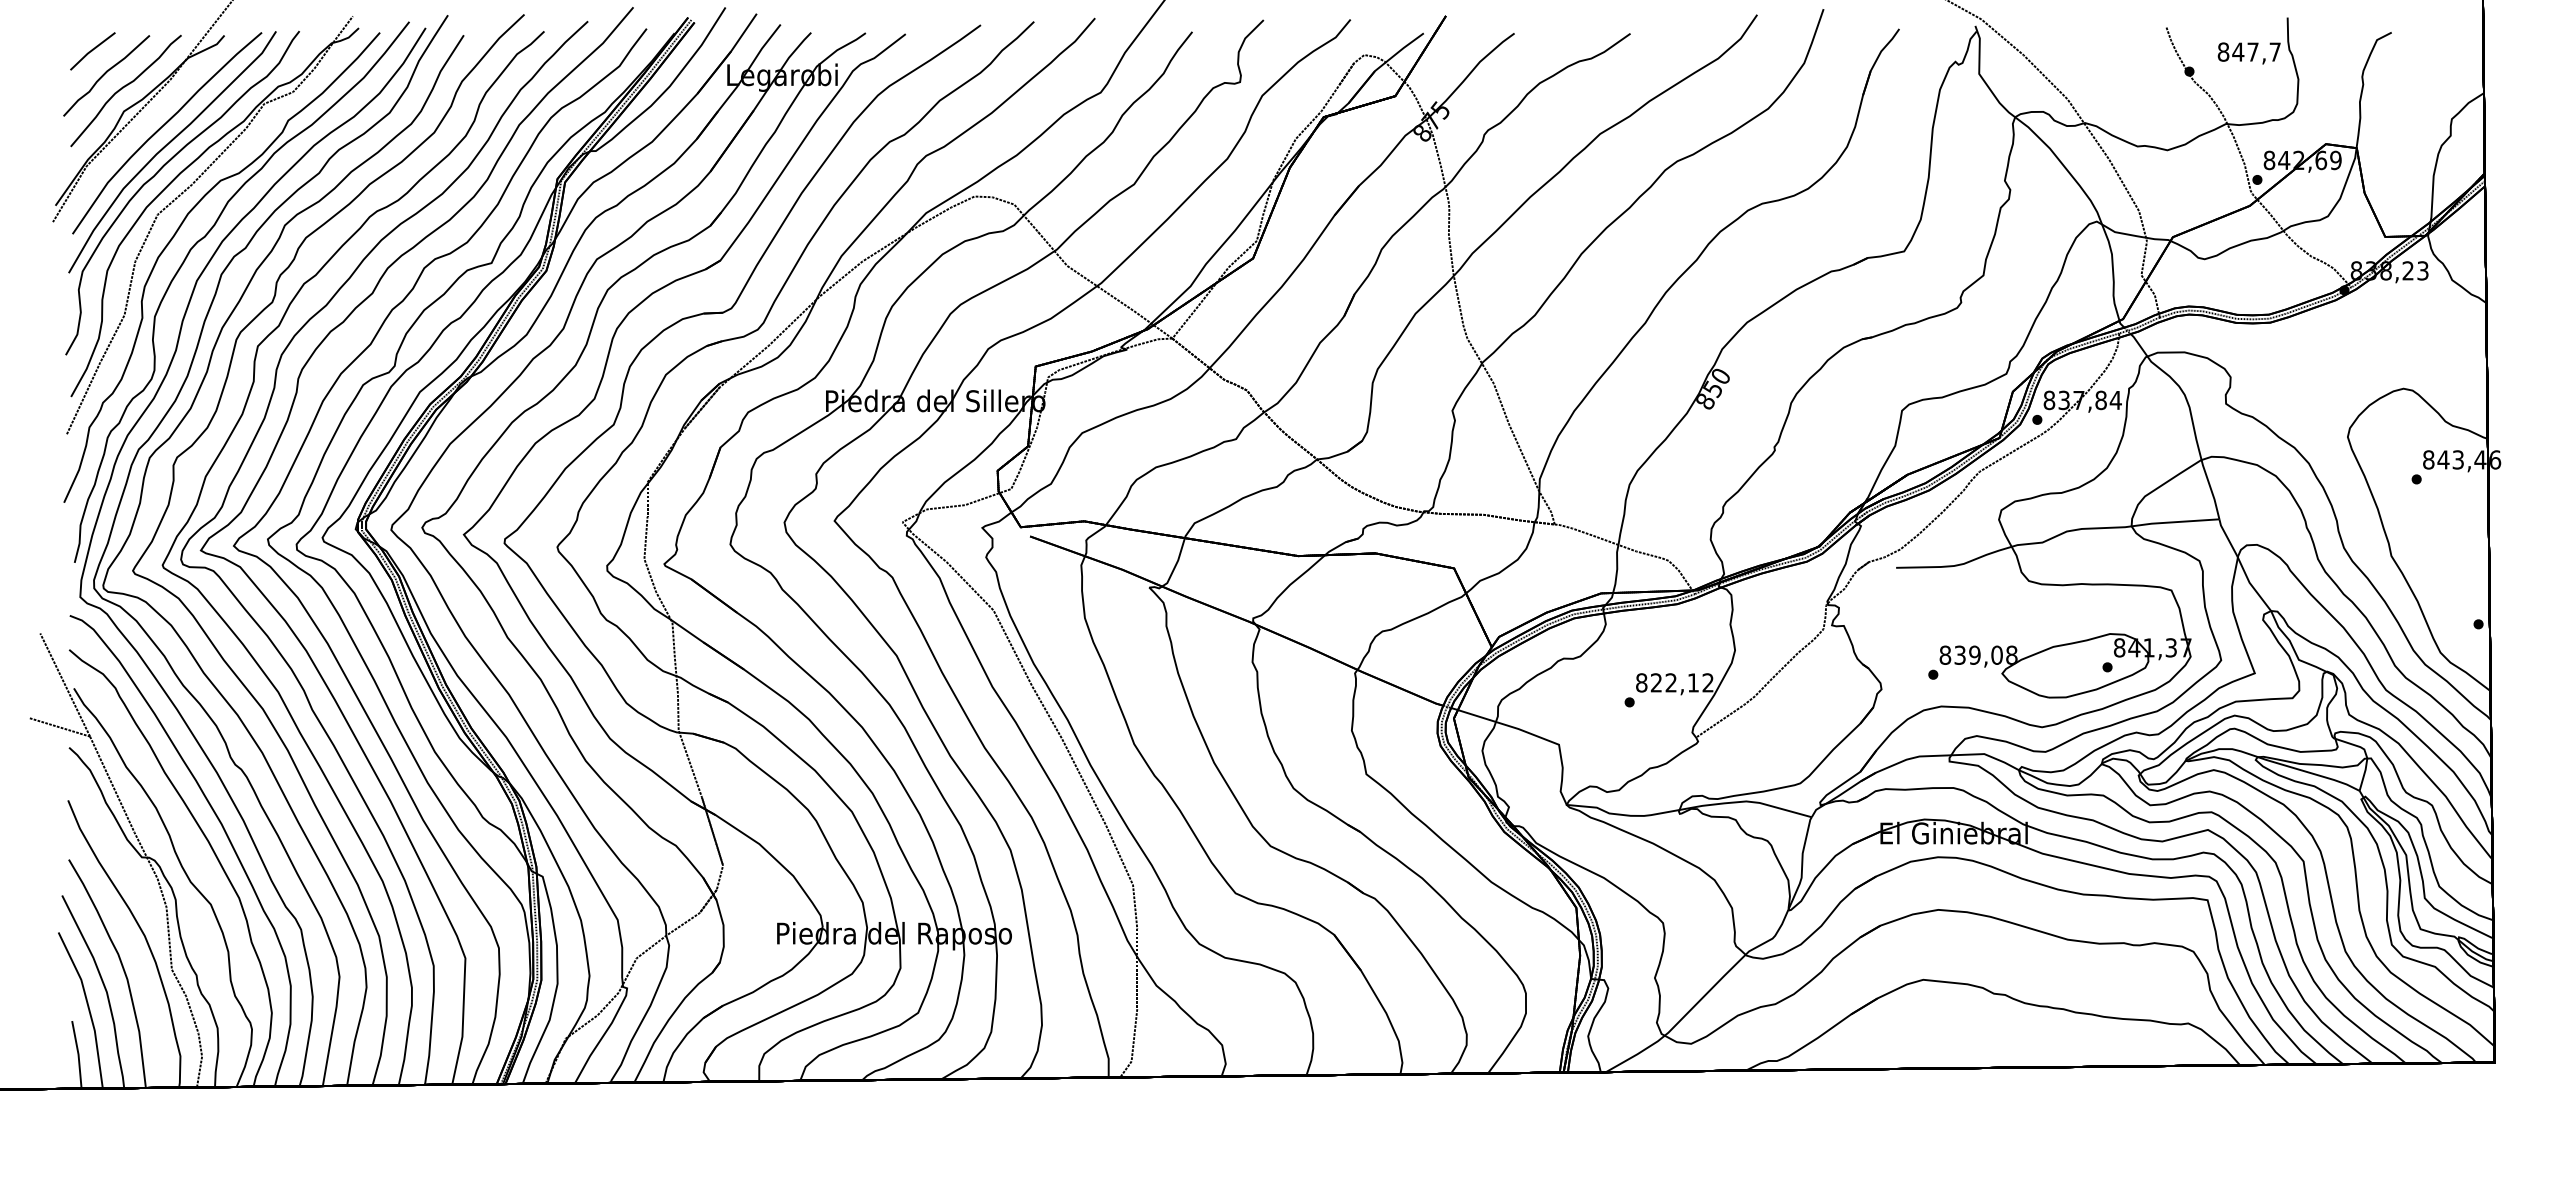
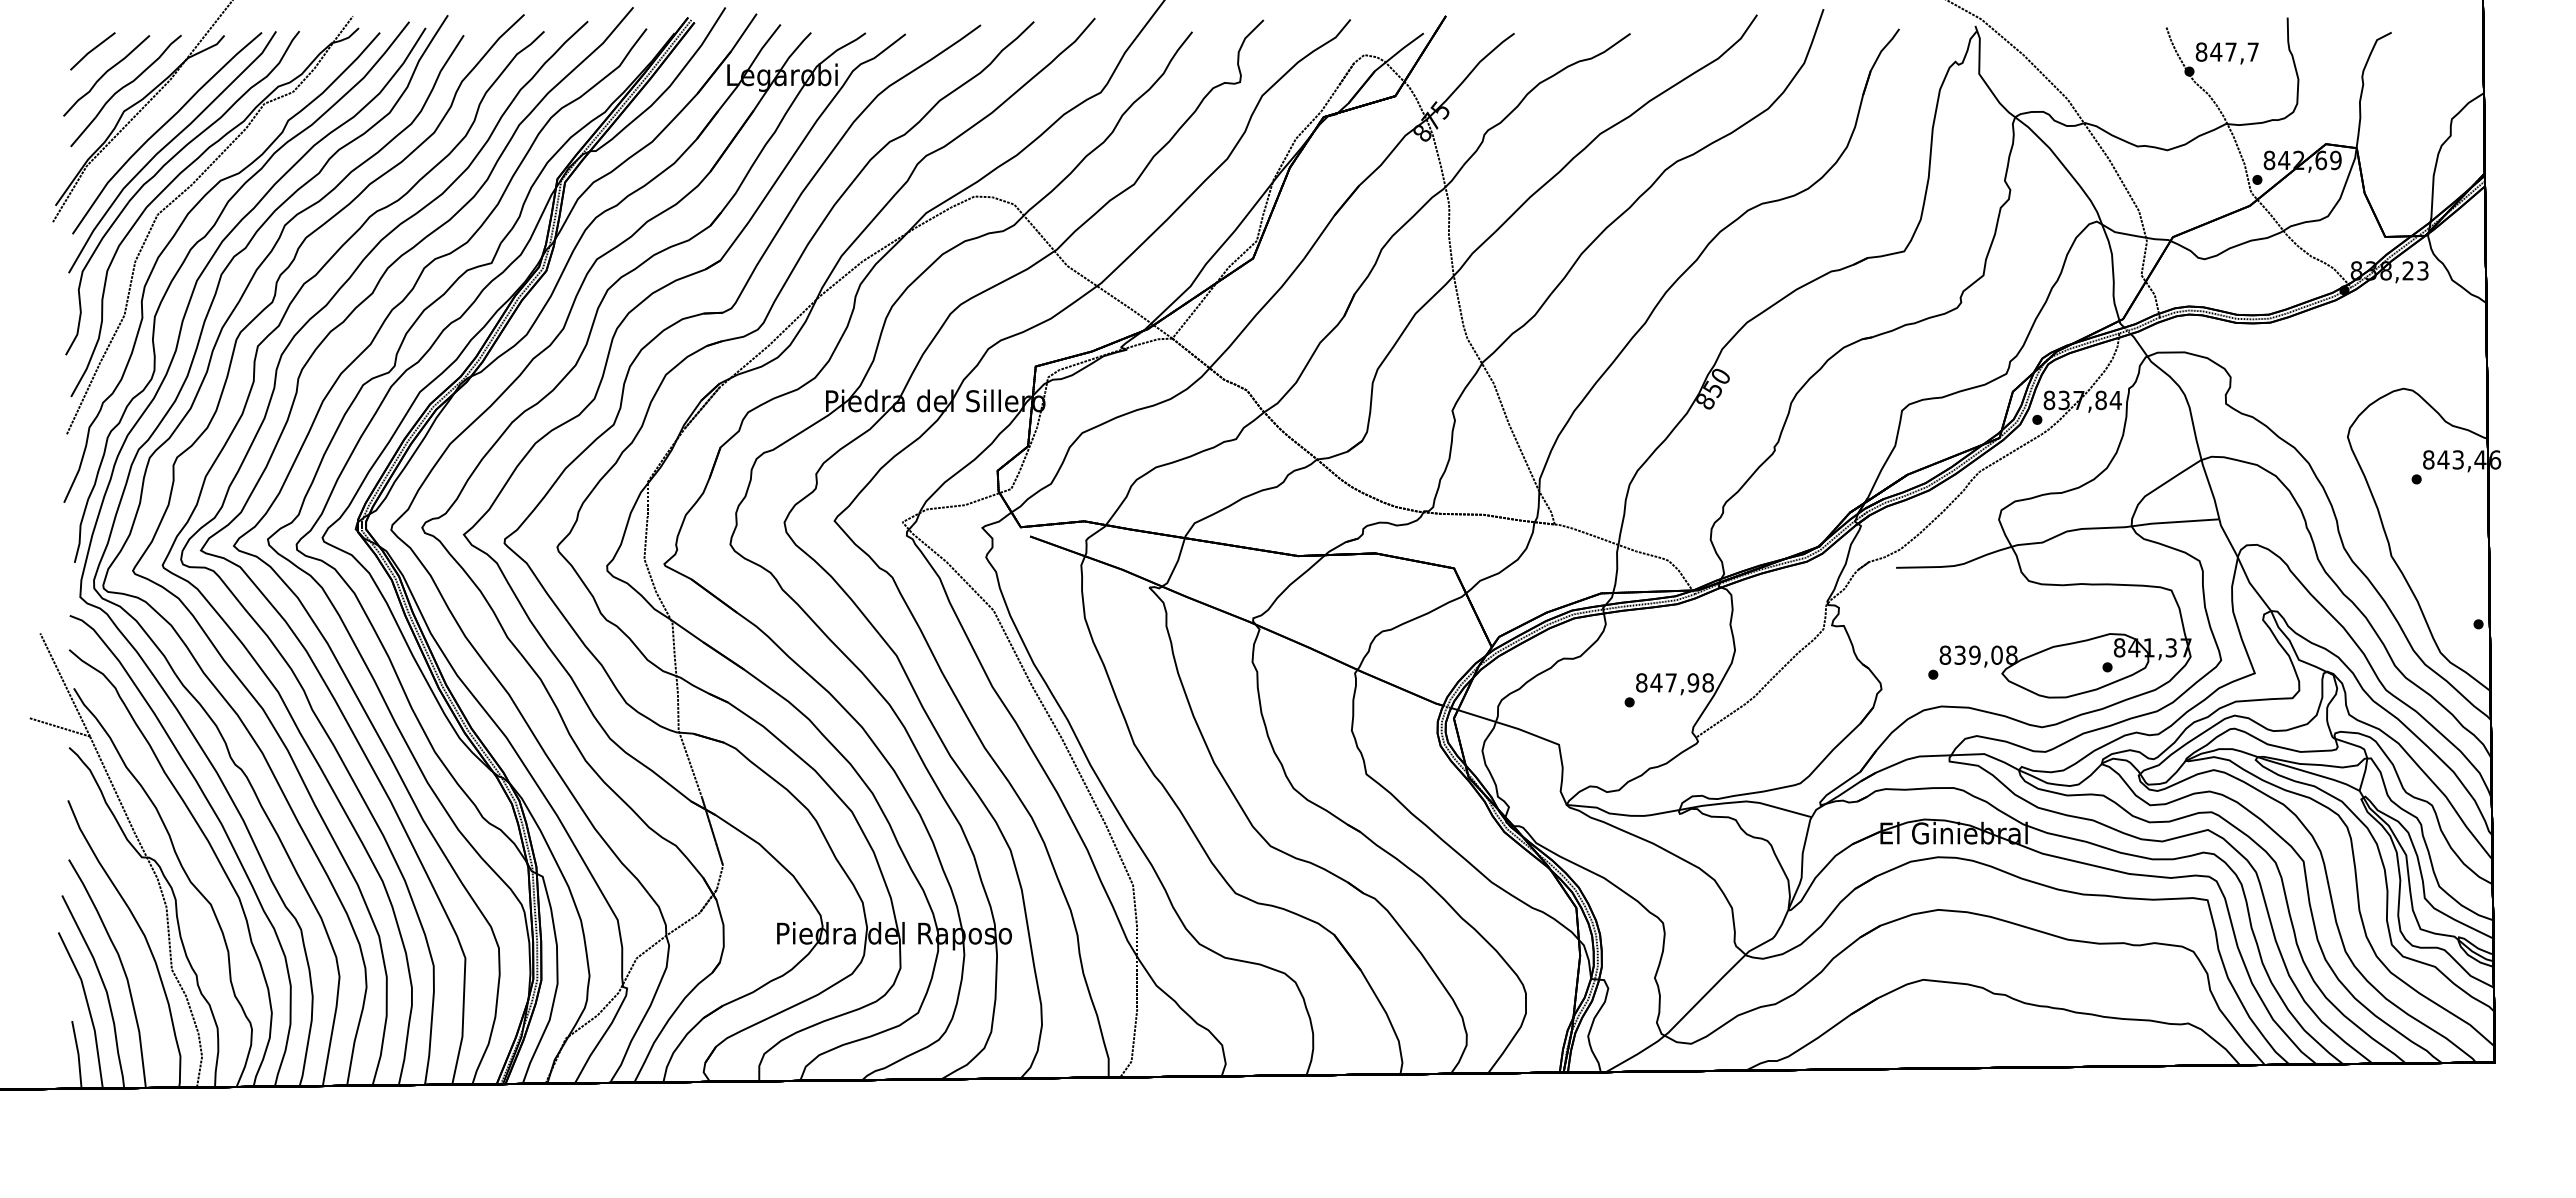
text position: (2248, 53) -> (2226, 53) (2226, 53)
text: 822,12 -> 847,98 (1681, 682)
